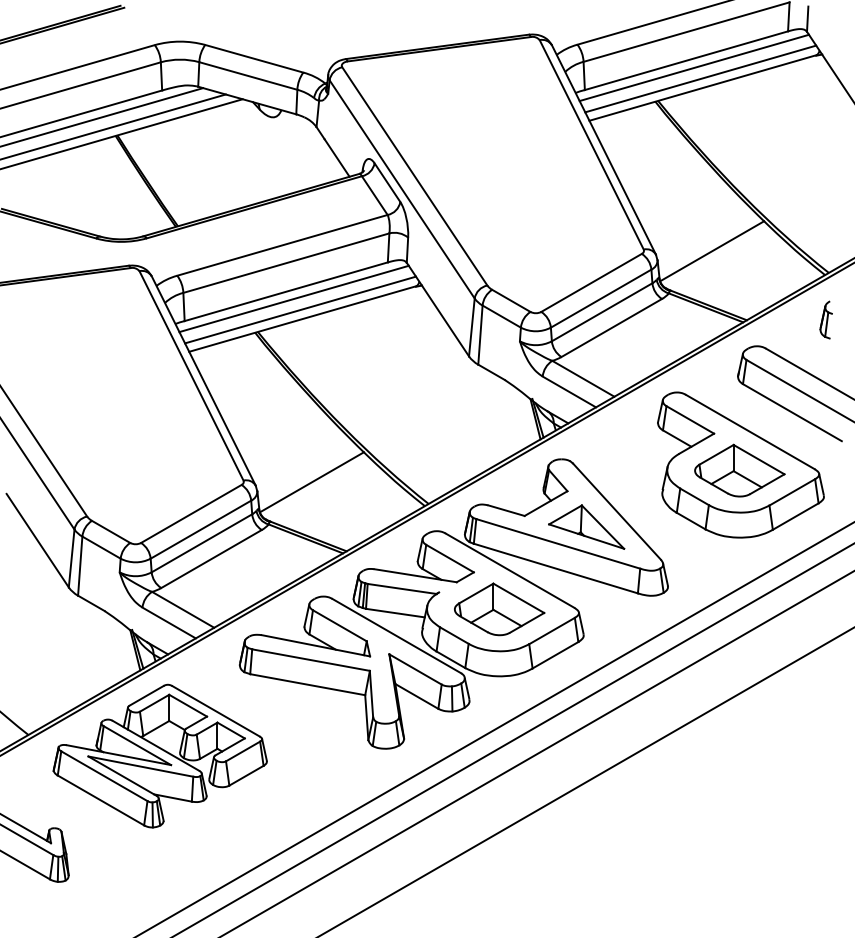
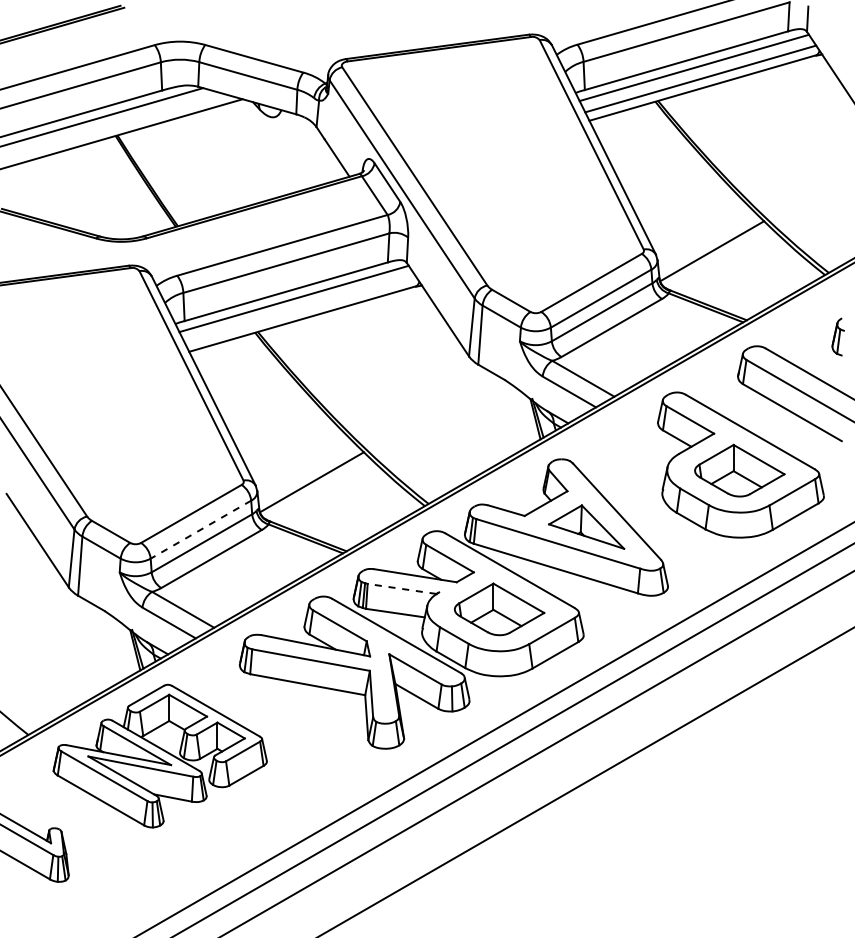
line: present -> none (113, 126)
line: present -> none (300, 309)
part position: (825, 319) -> (837, 336) (837, 336)
line: solid -> dashed (200, 529)
line: solid -> dashed (402, 588)
